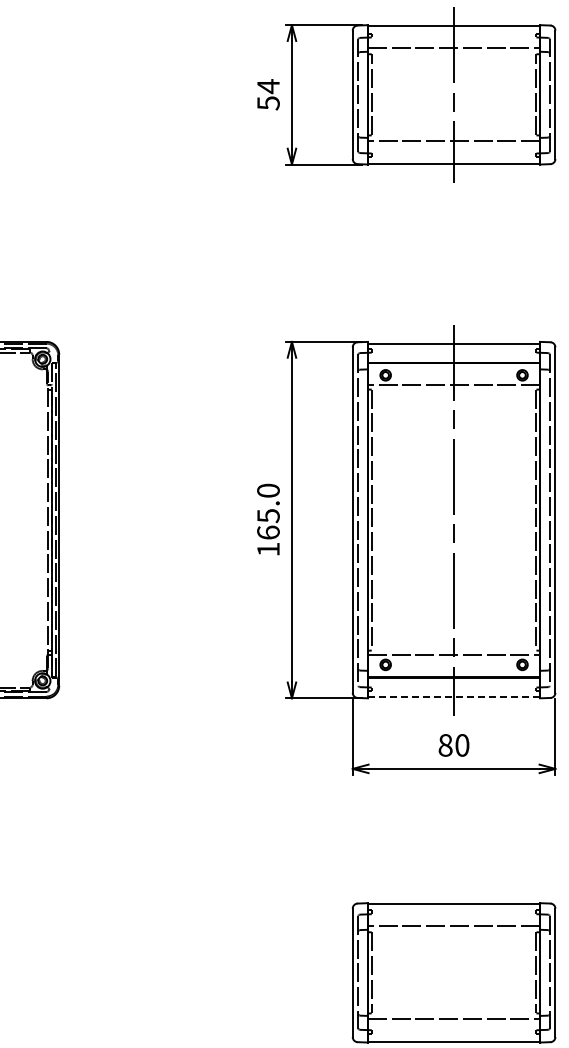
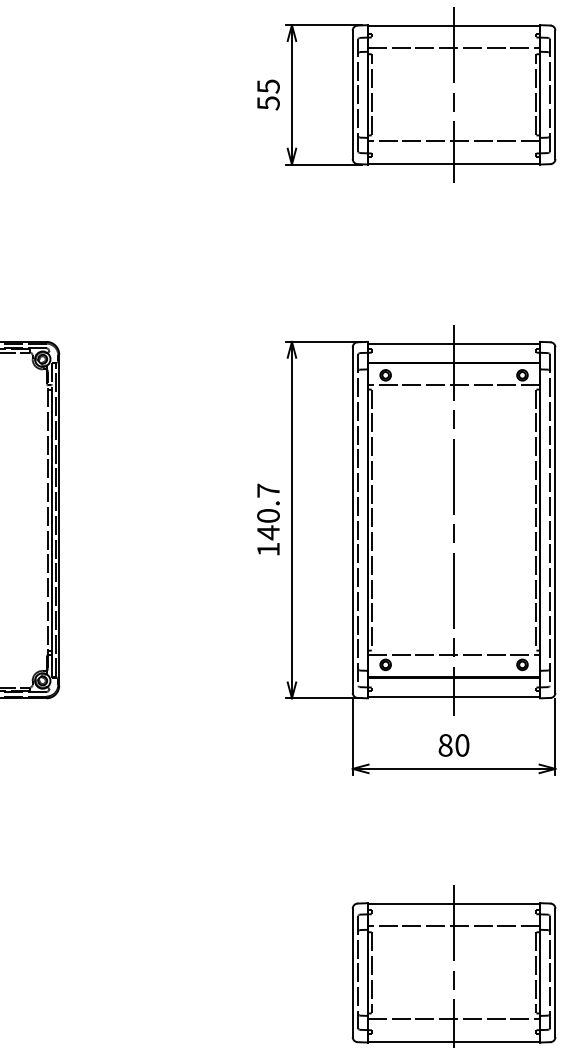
text: 54 -> 55 (268, 86)
text: 165.0 -> 140.7 (268, 511)
line: dashed -> solid (454, 696)
line: none -> present (454, 964)
